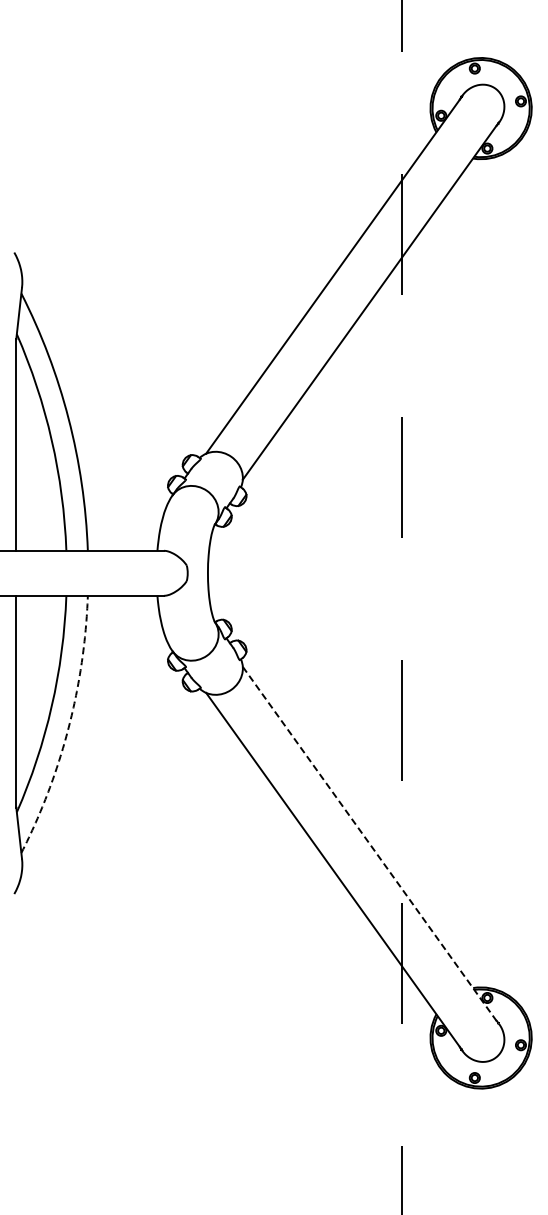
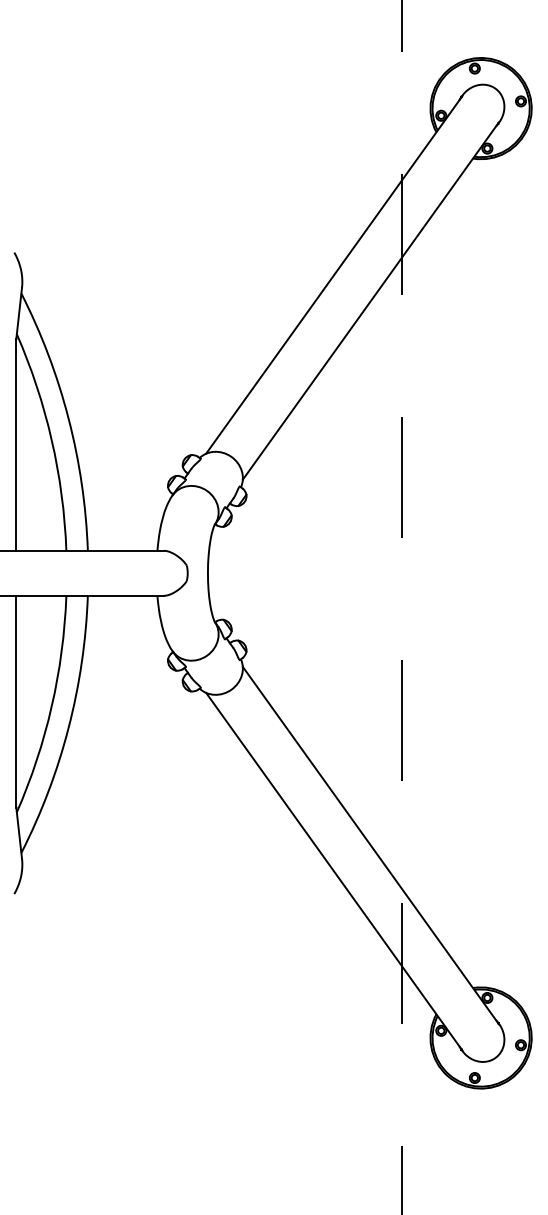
arc: dashed -> solid (68, 728)
line: dashed -> solid (371, 846)
